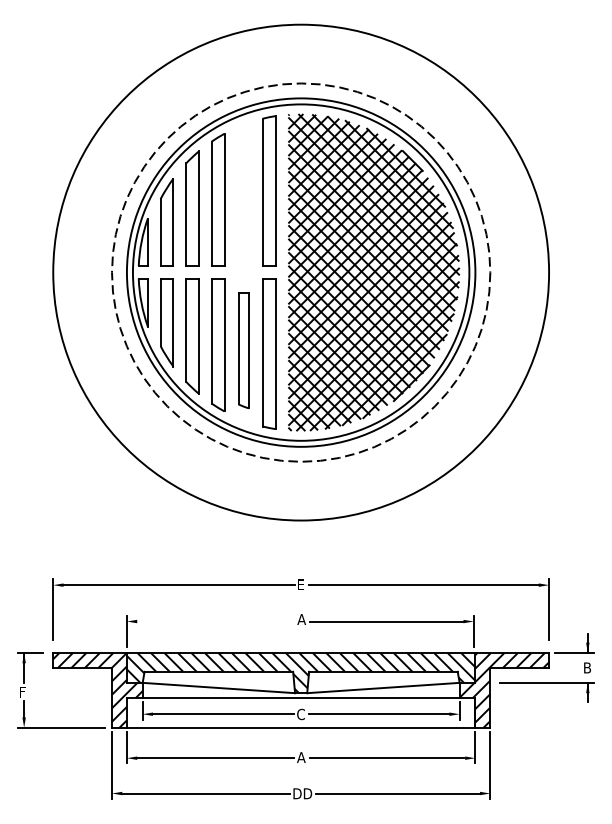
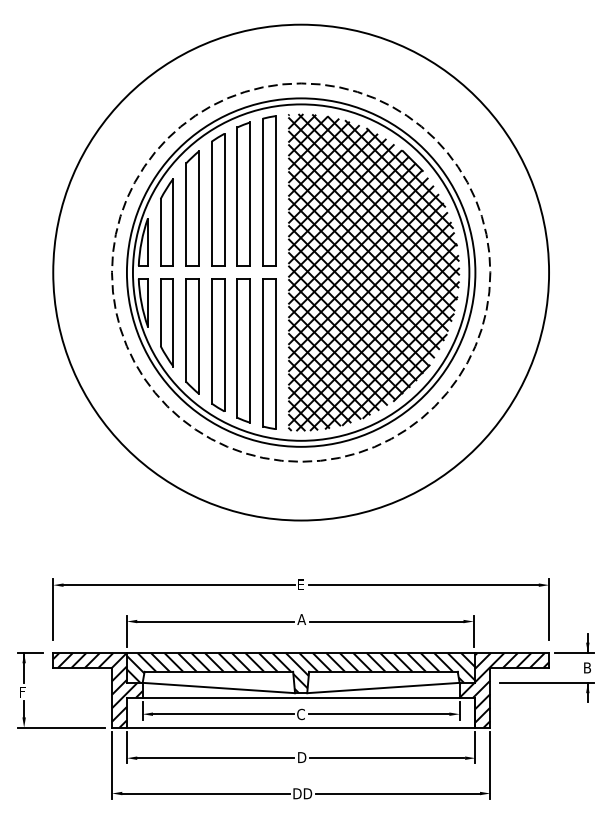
part: none -> present (243, 193)
part size: 12x118 px -> 15x146 px (243, 350)
line: none -> present (215, 621)
text: A -> D (301, 757)
